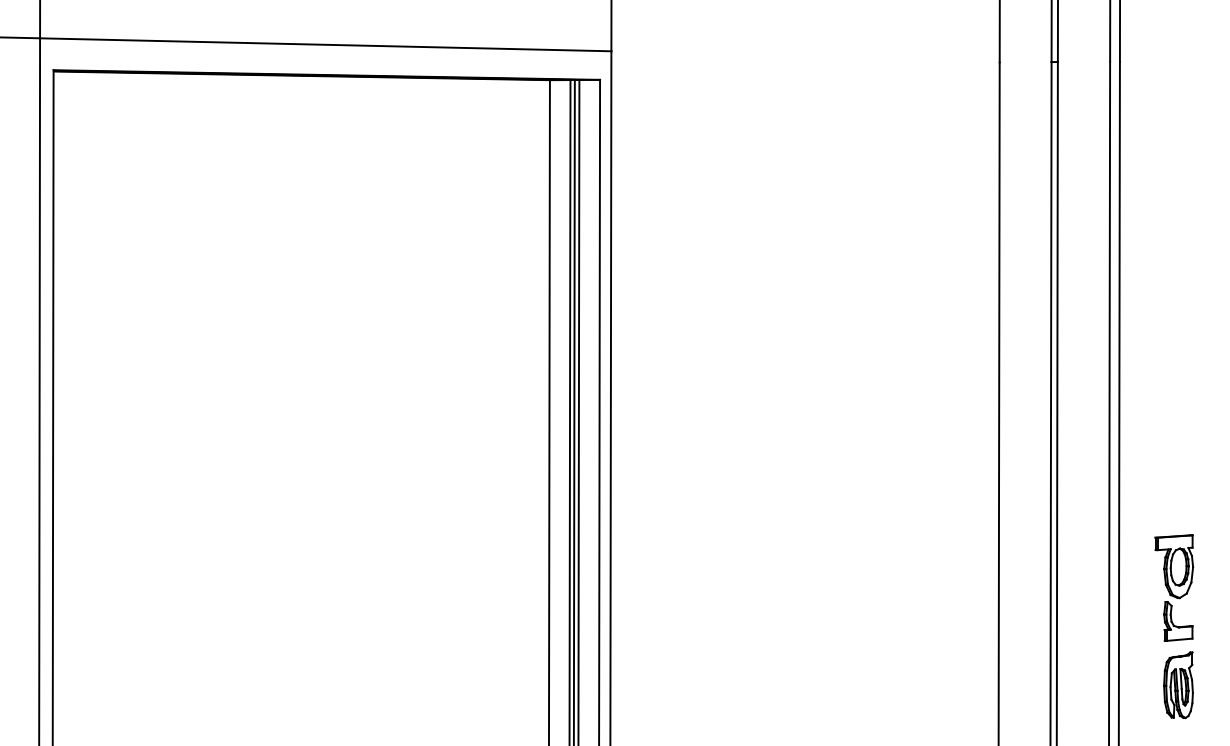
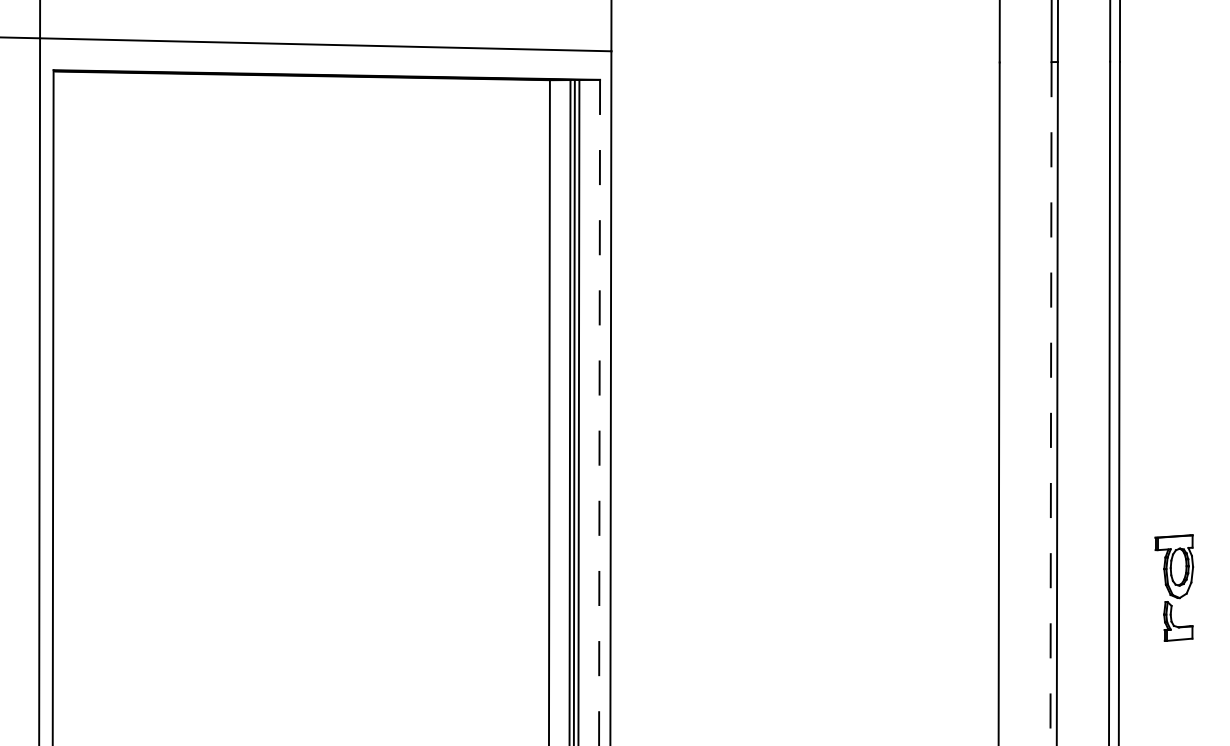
line: solid -> dashed (1051, 403)
line: solid -> dashed (599, 412)
part: present -> none (1178, 685)
